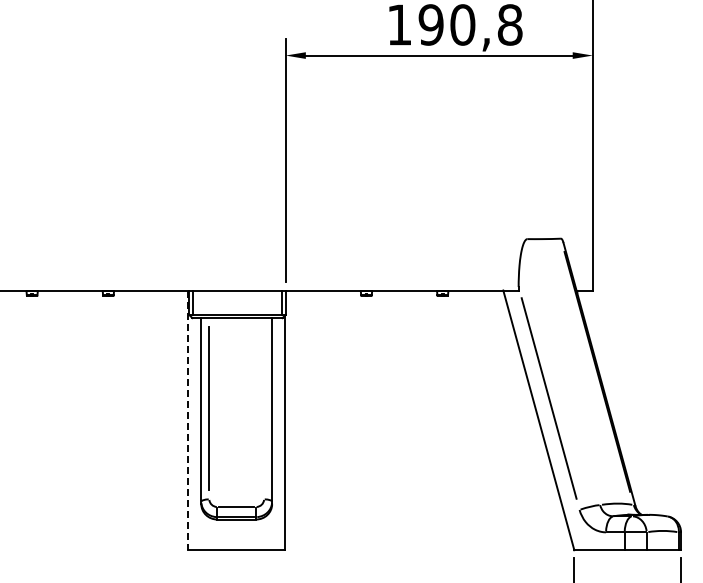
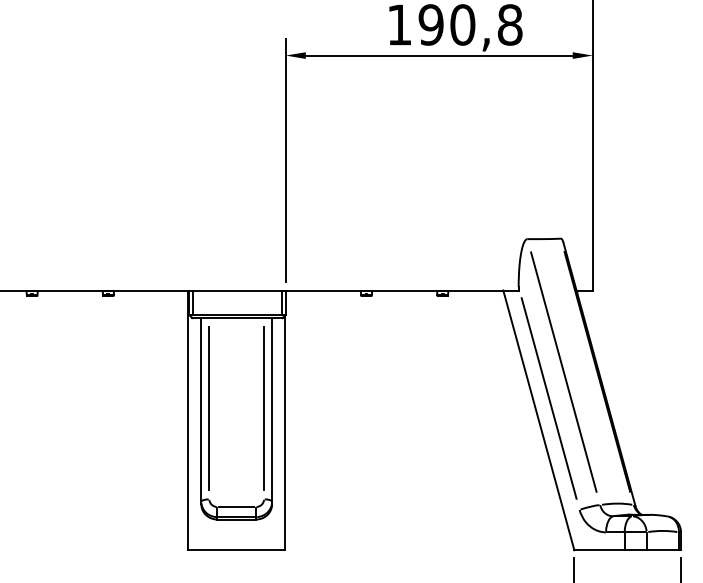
line: none -> present (563, 371)
line: none -> present (264, 408)
line: dashed -> solid (188, 420)
